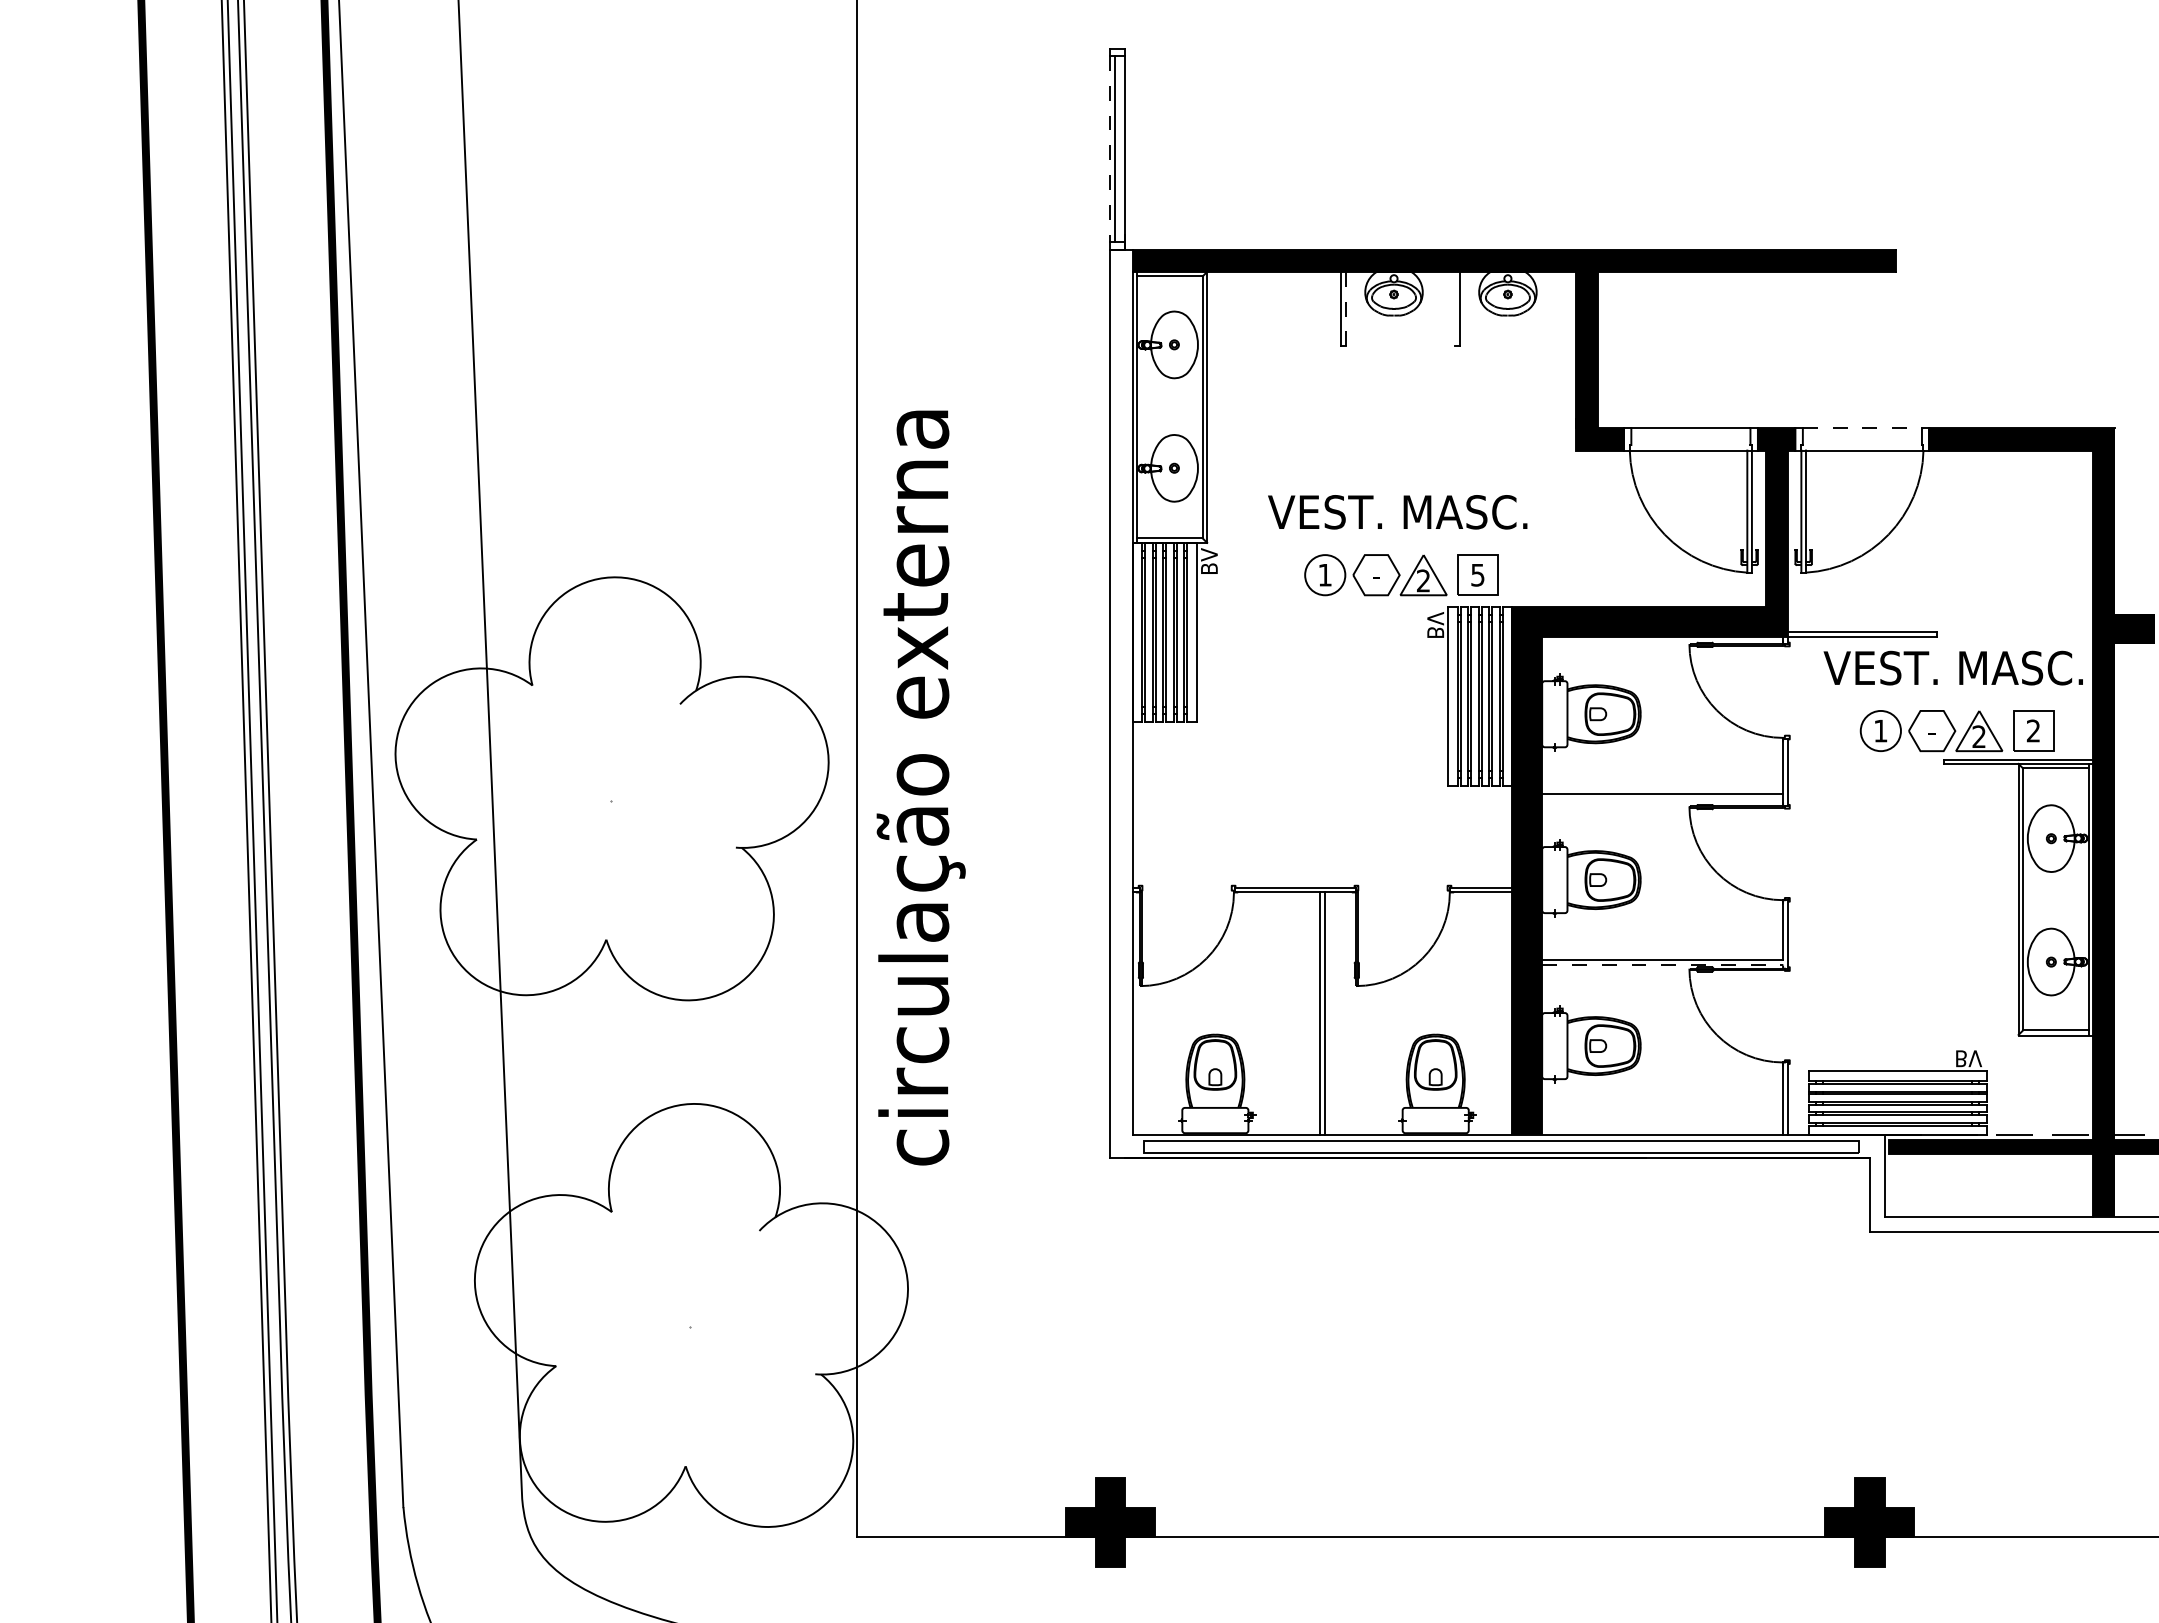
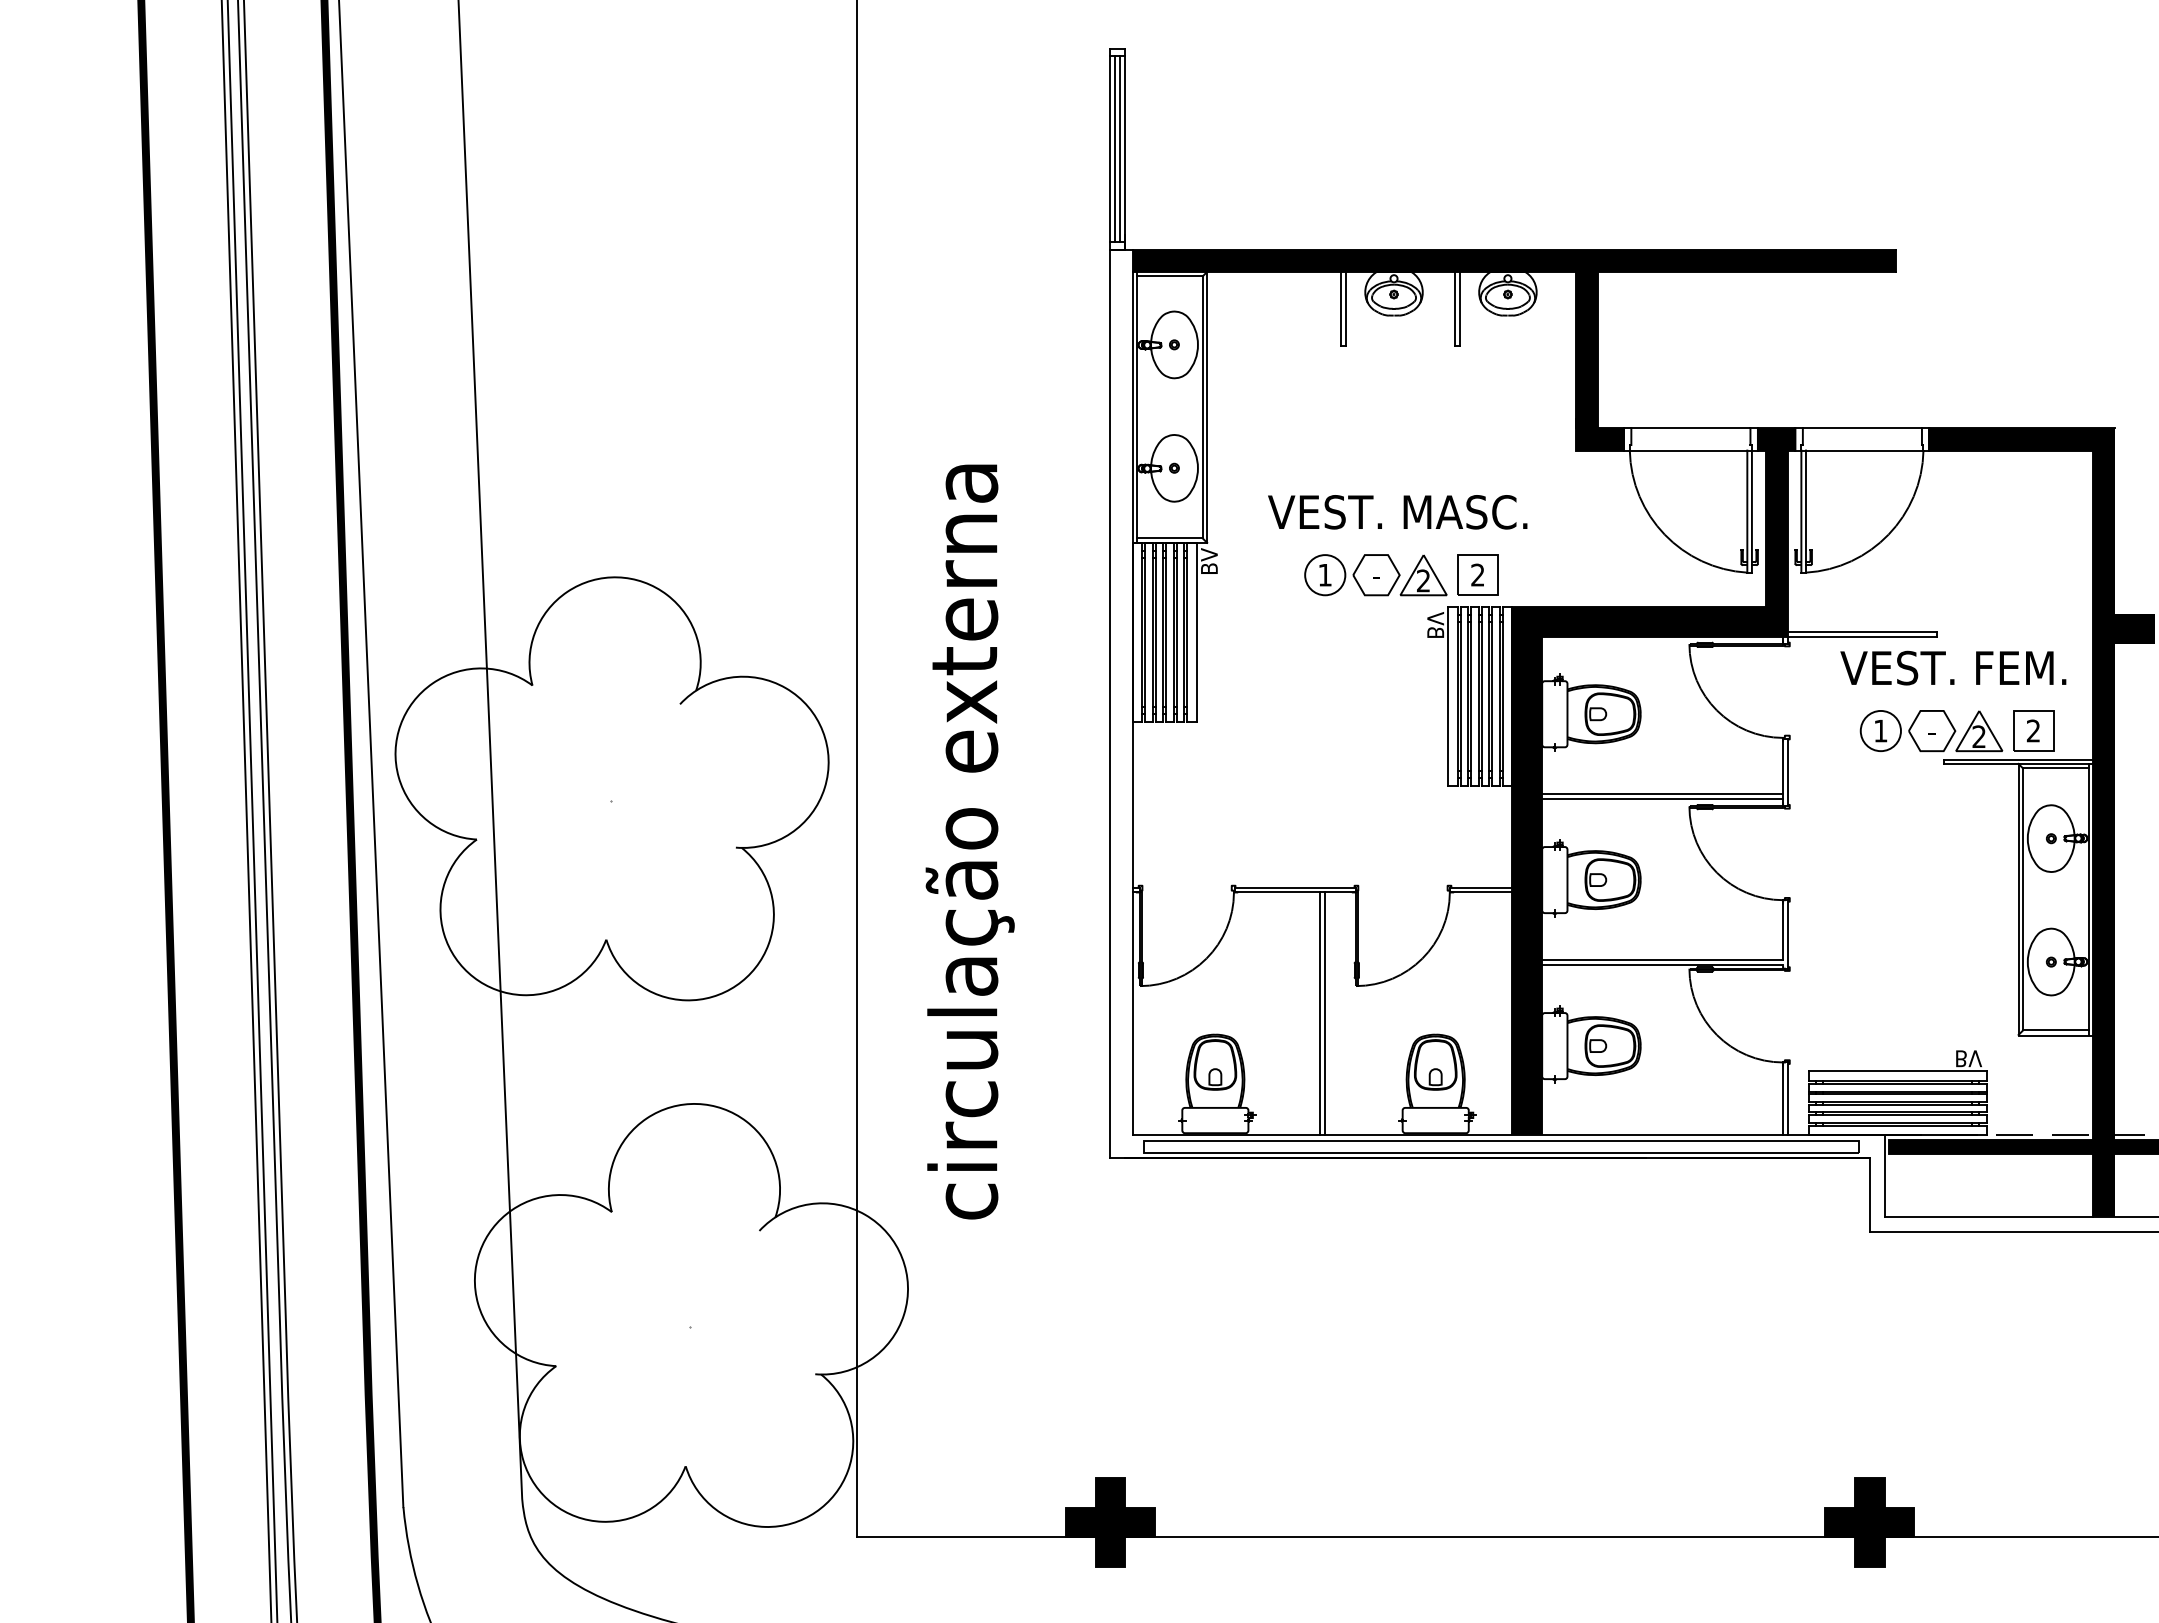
line: dashed -> solid (1110, 149)
line: none -> present (1119, 149)
line: none -> present (1455, 308)
line: dashed -> solid (1345, 309)
line: dashed -> solid (1862, 428)
text: 5 -> 2 (1477, 574)
text: VEST. MASC. -> VEST. FEM. (1952, 667)
text position: (920, 787) -> (969, 841) (969, 841)
line: none -> present (1662, 798)
line: dashed -> solid (1662, 964)
